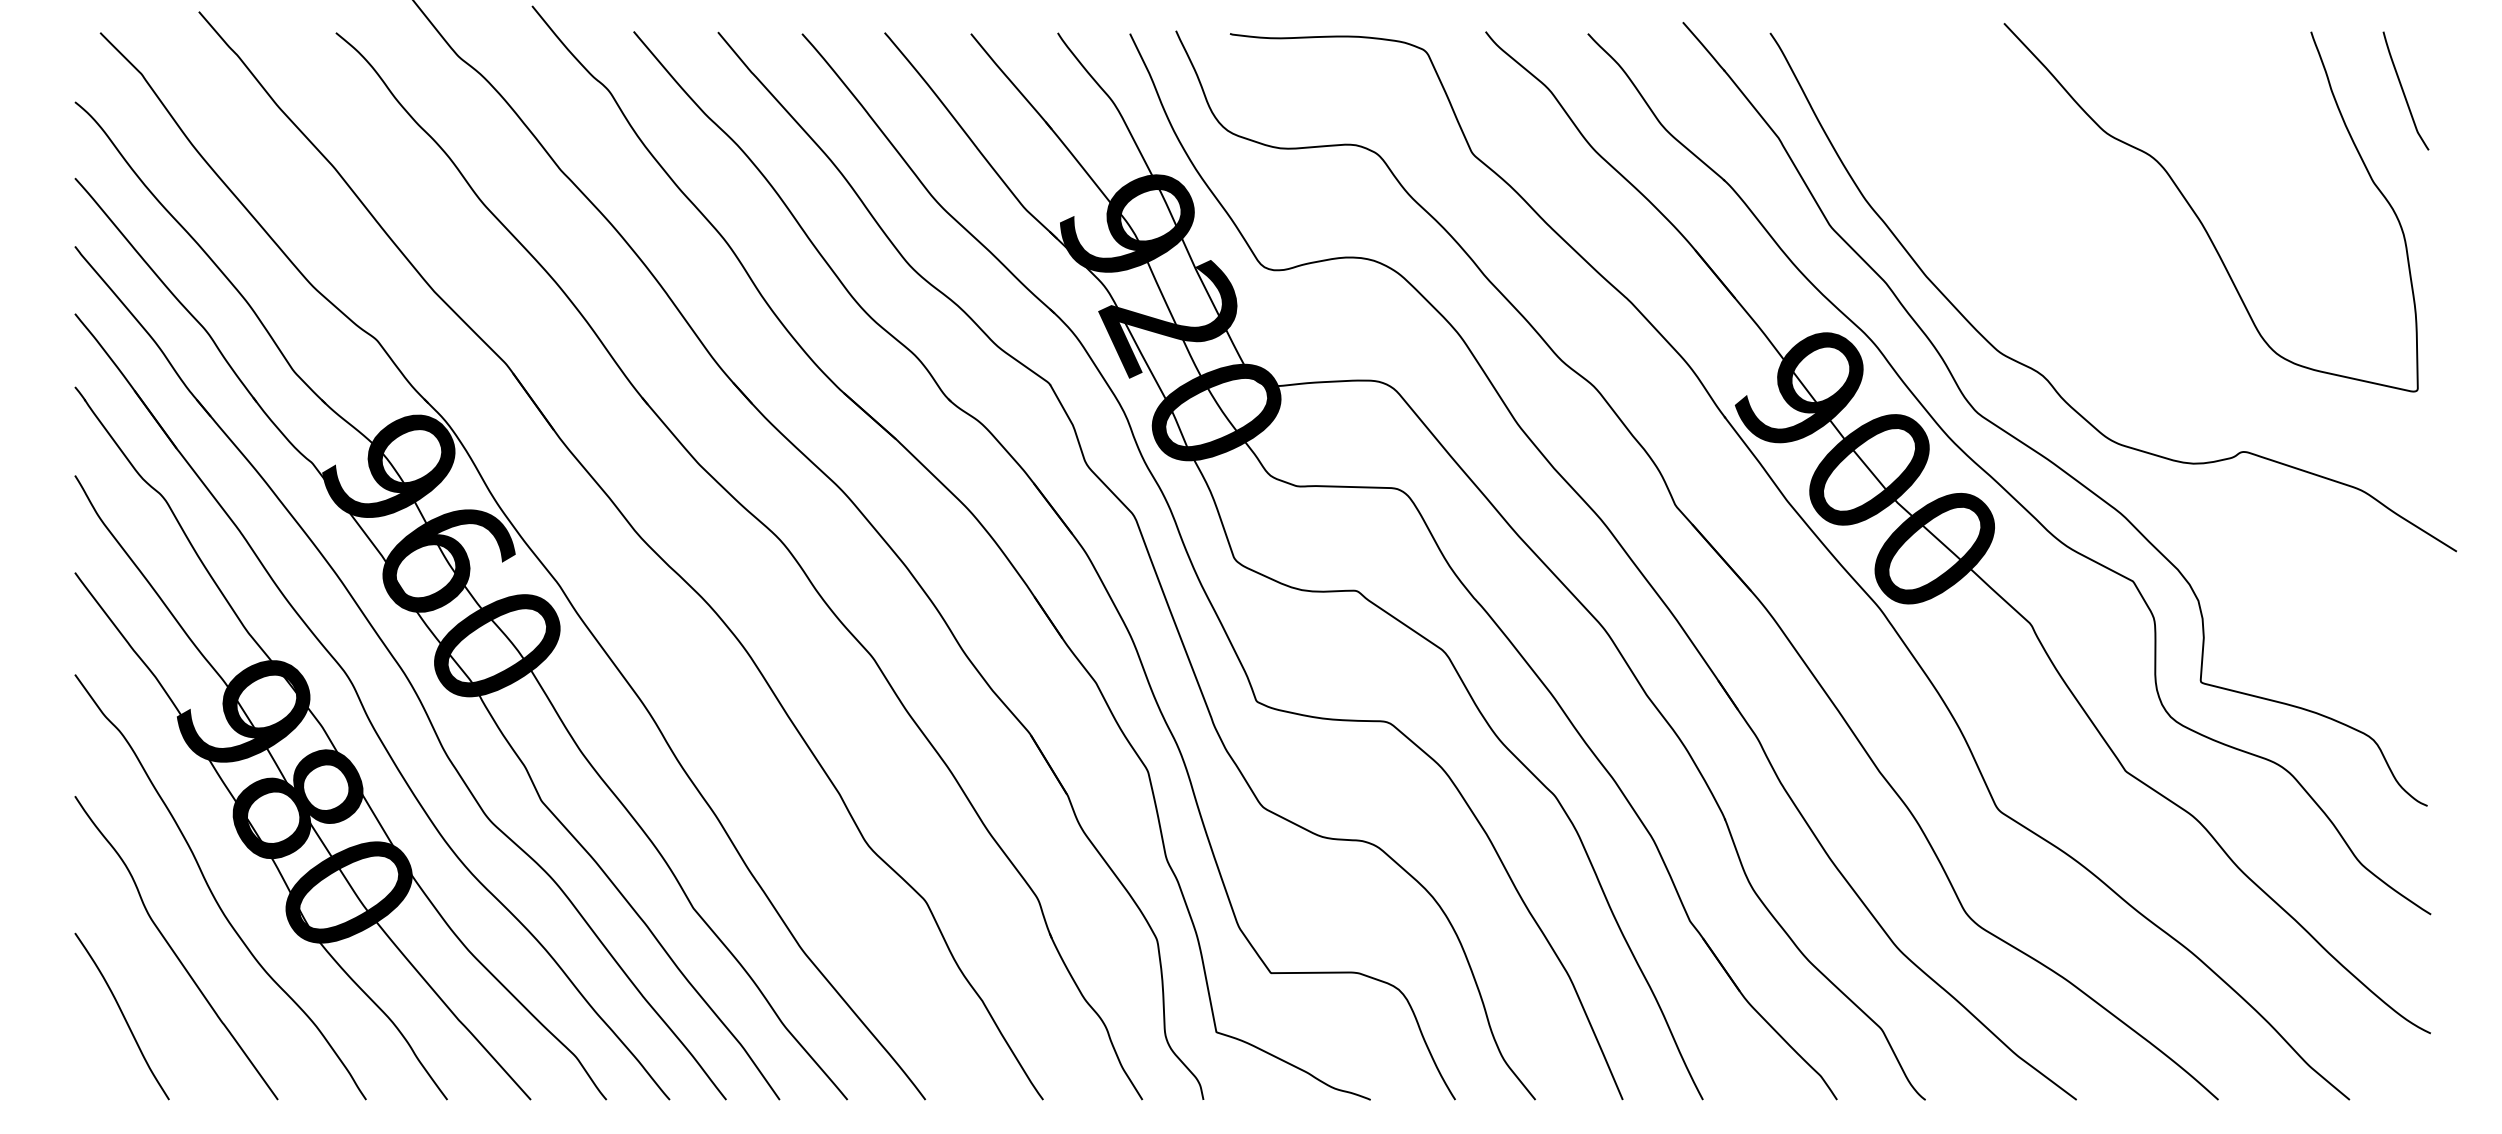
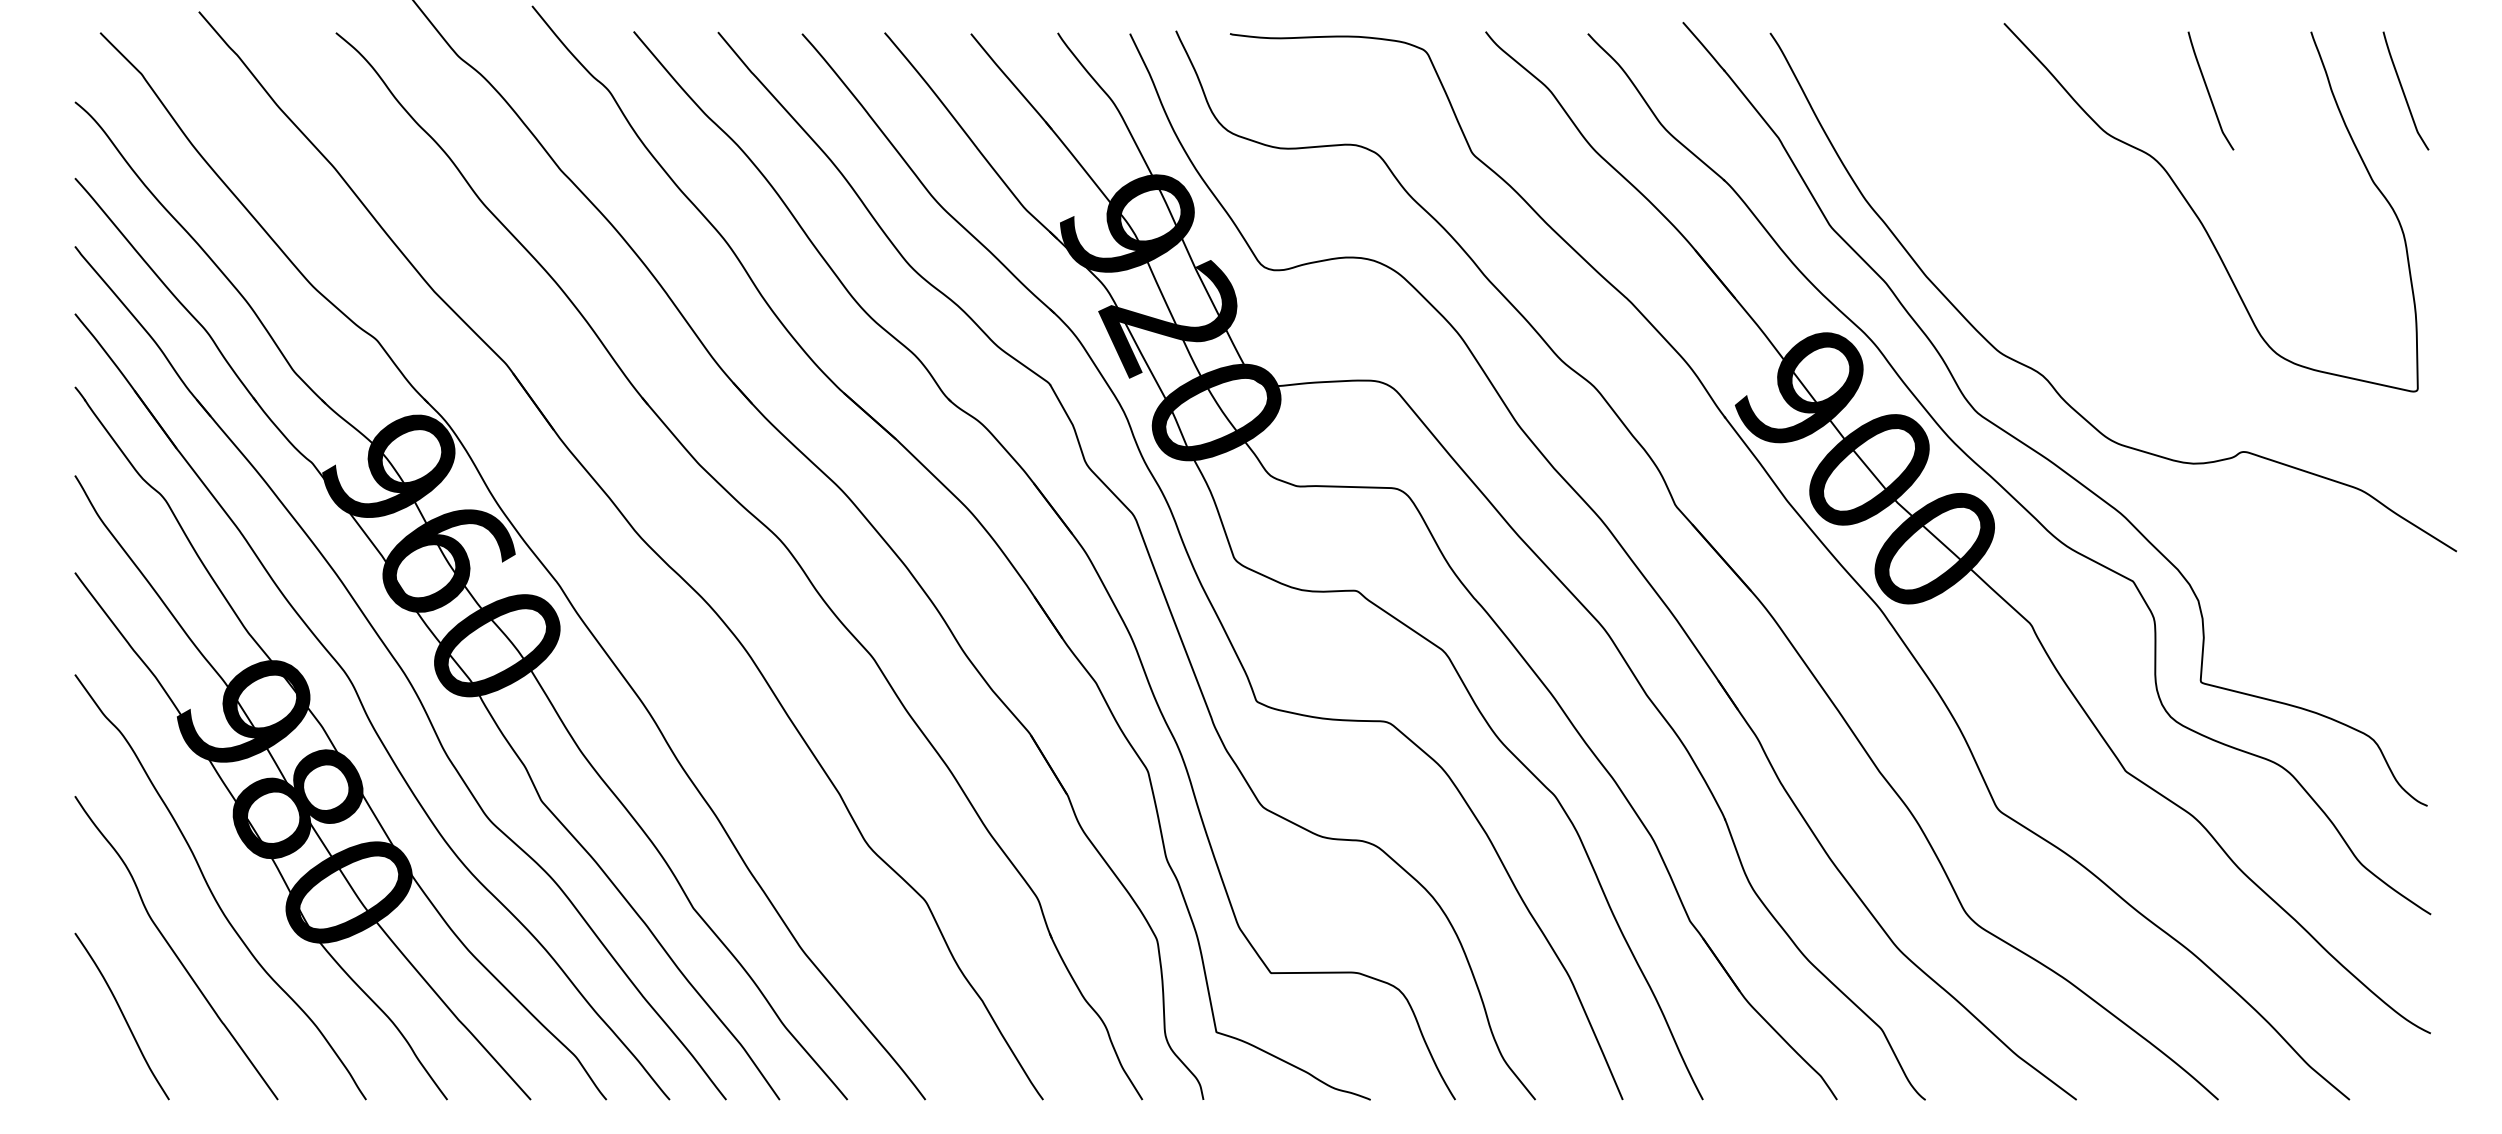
curve: none -> present (2209, 91)
